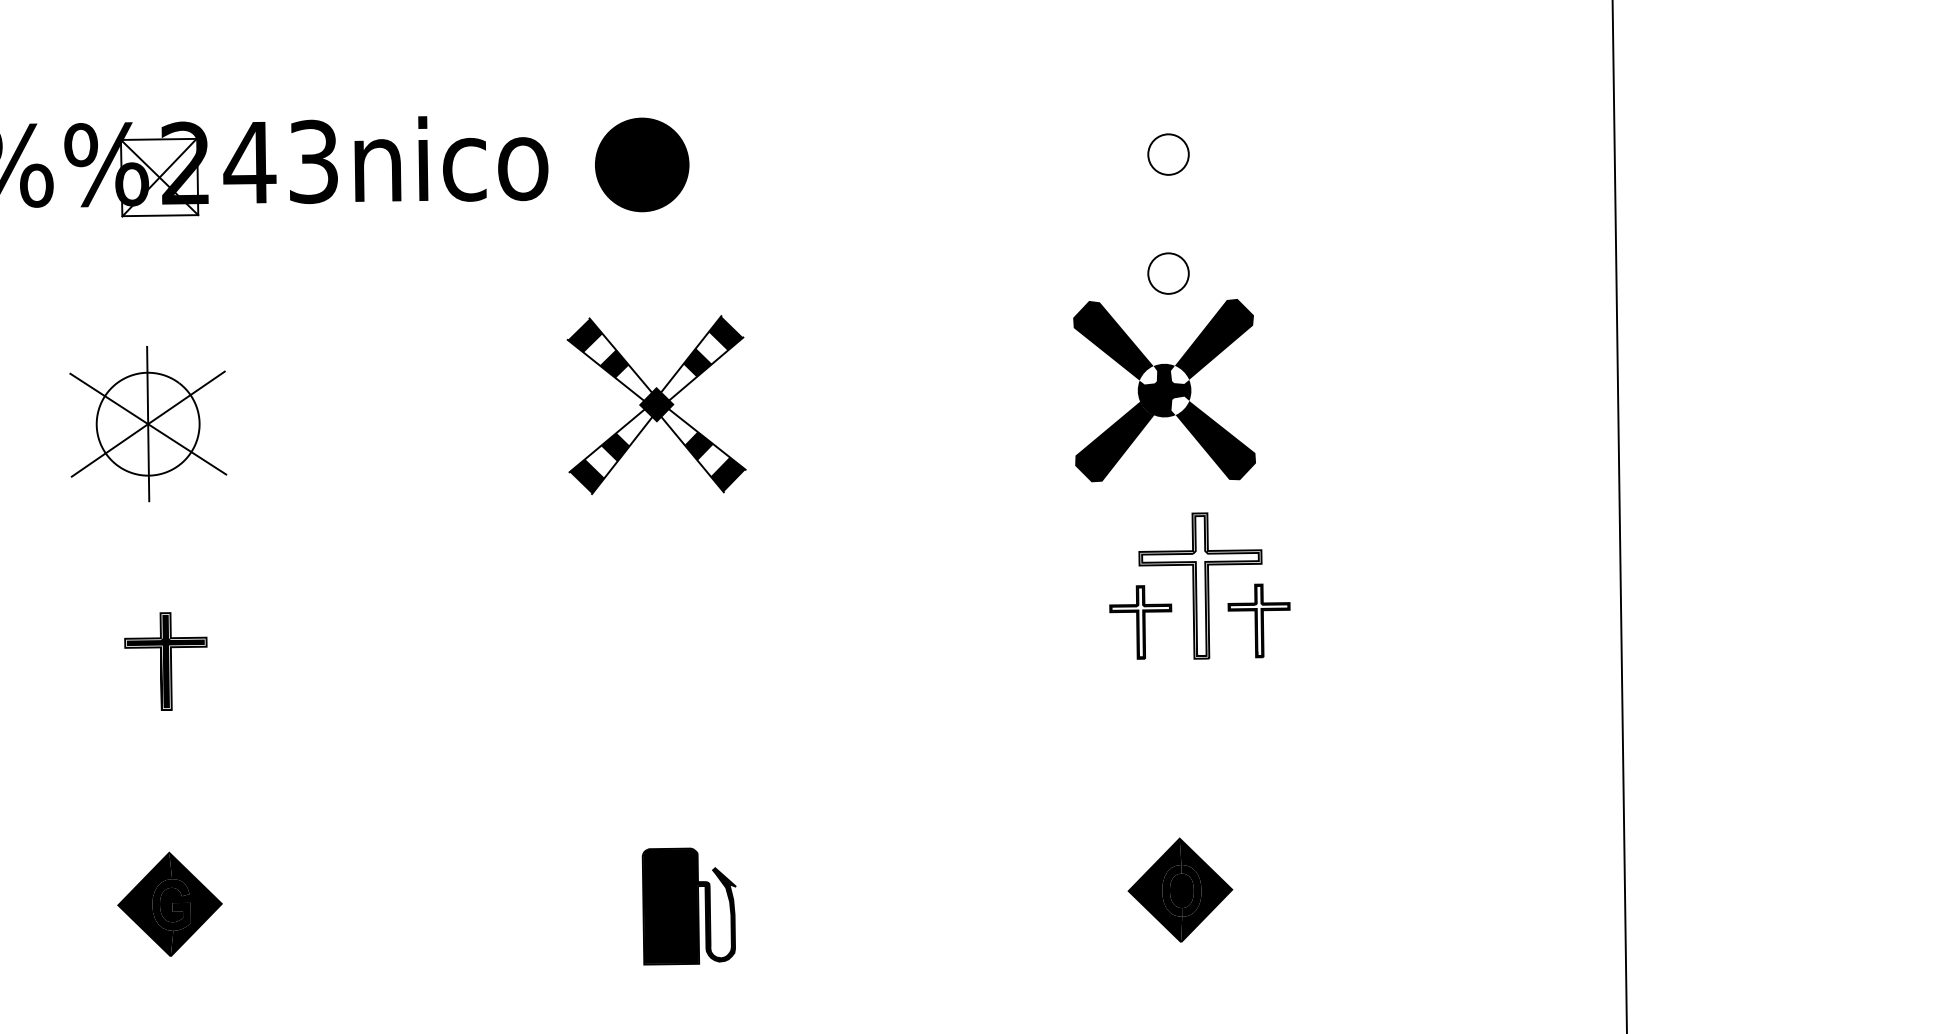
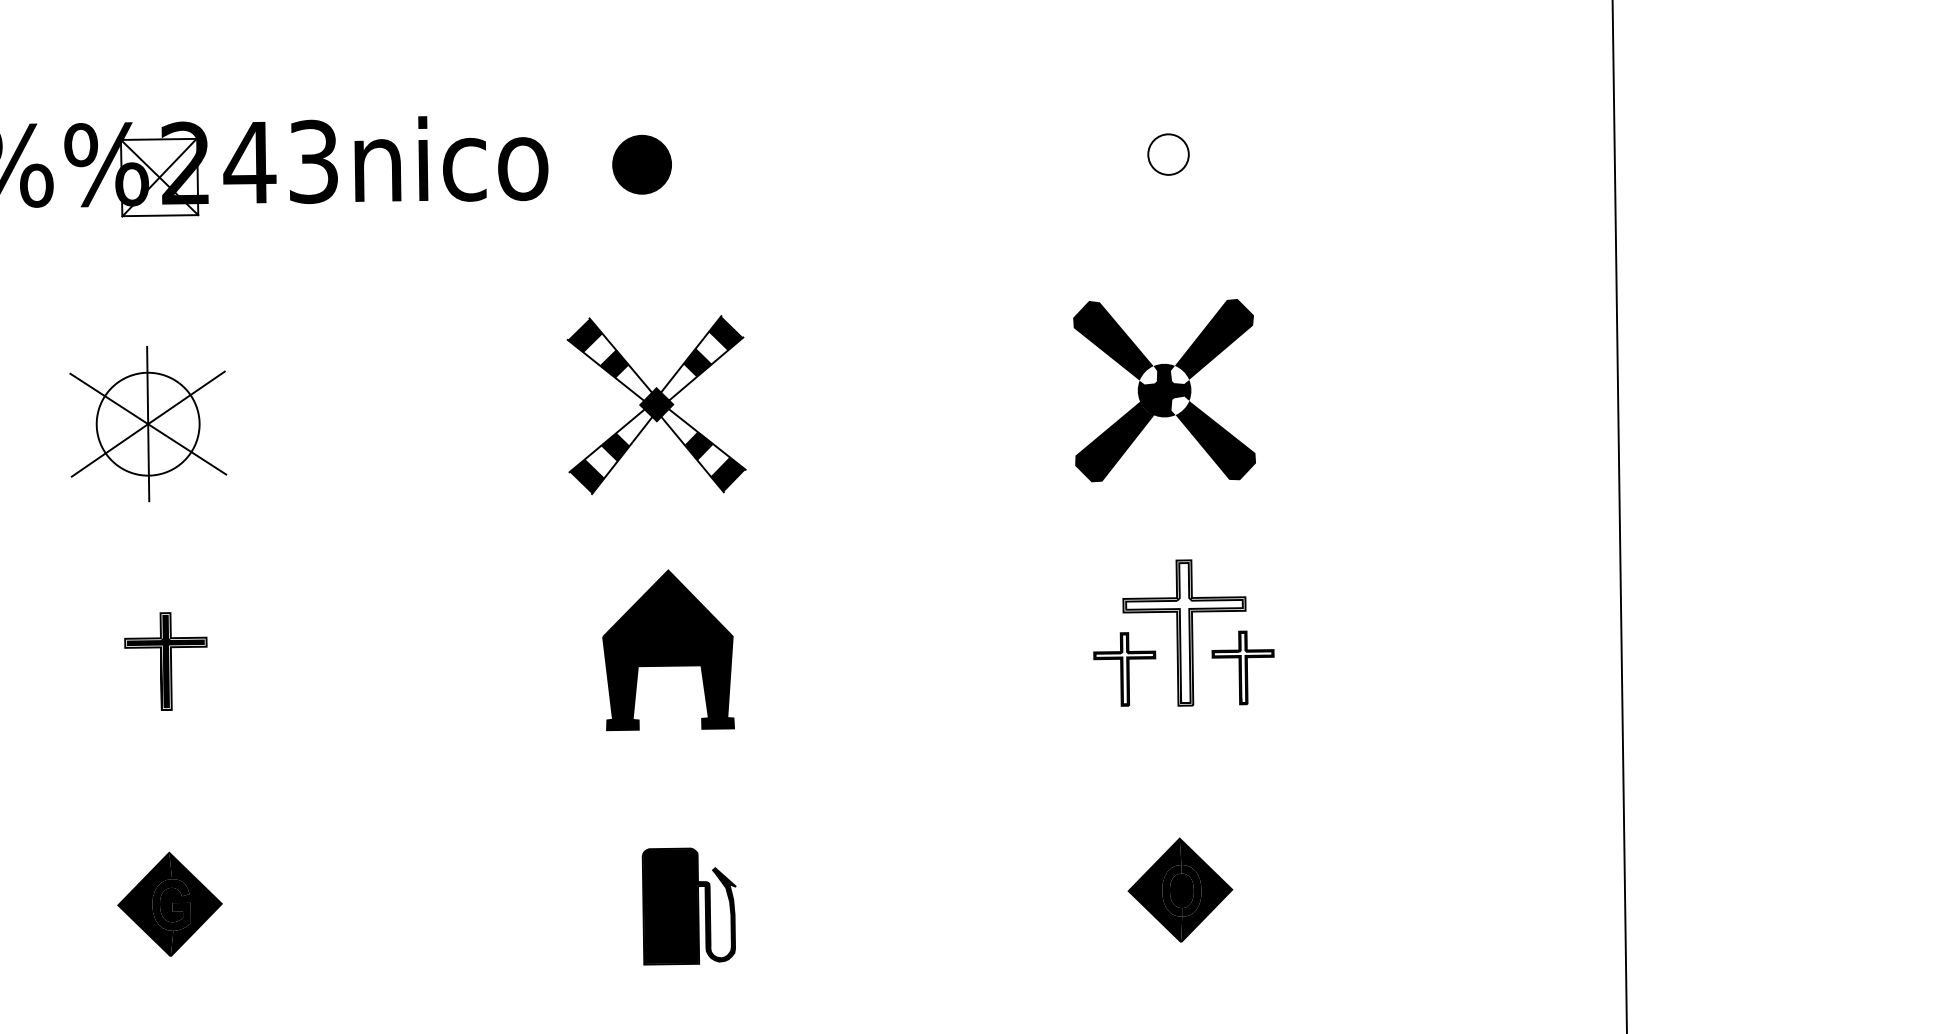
part size: 95x96 px -> 60x61 px (641, 164)
part: present -> none (1168, 273)
part position: (1199, 585) -> (1183, 632) (1183, 632)
part: none -> present (668, 650)
